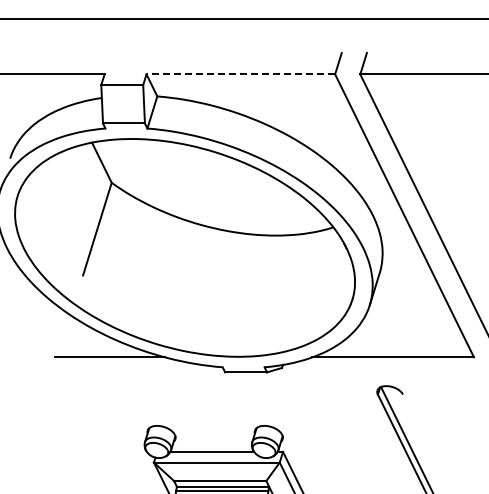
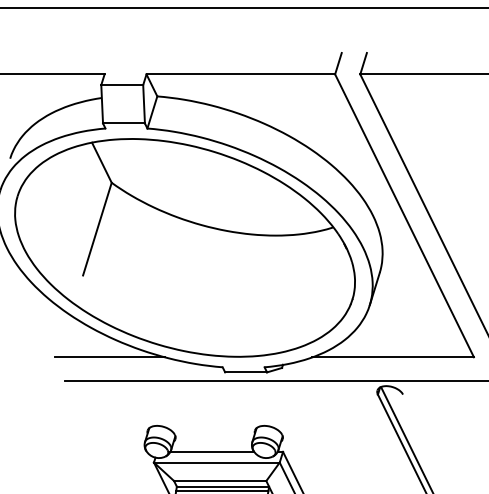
line position: (243, 18) -> (243, 7) (243, 7)
line: dashed -> solid (240, 74)
line: none -> present (274, 381)
